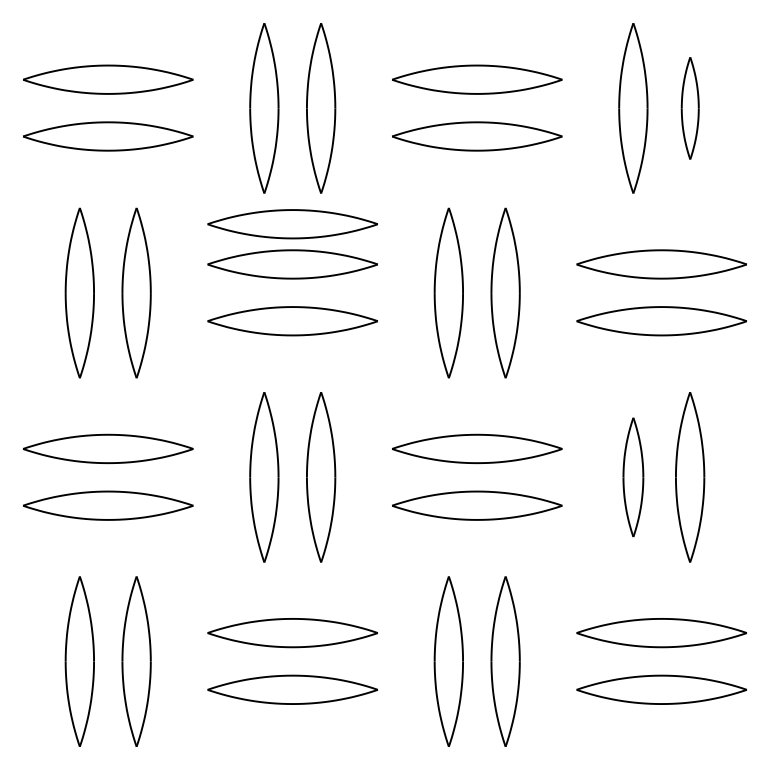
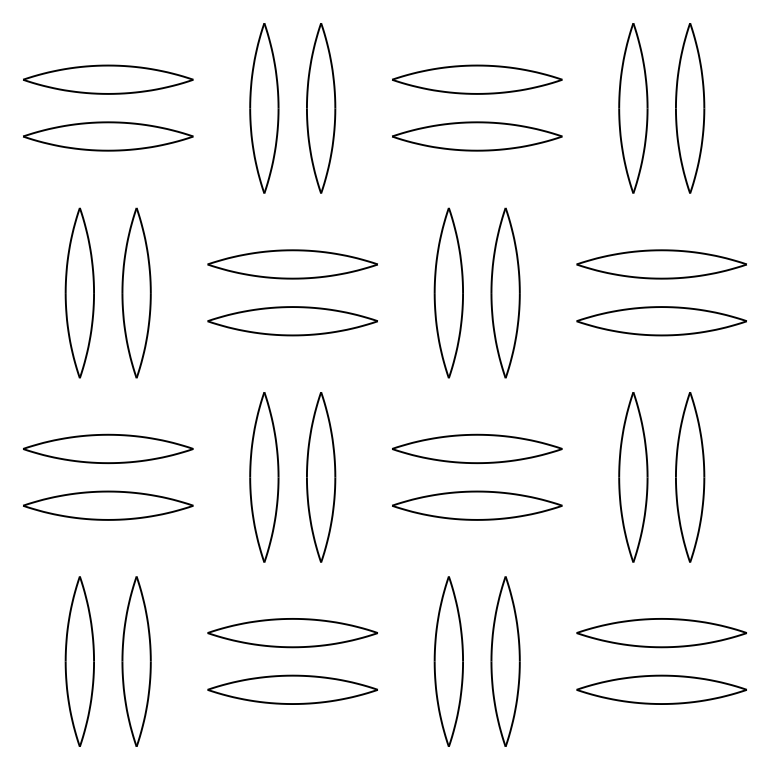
part size: 20x103 px -> 31x171 px (690, 108)
part: present -> none (292, 224)
part size: 23x121 px -> 31x171 px (633, 477)
